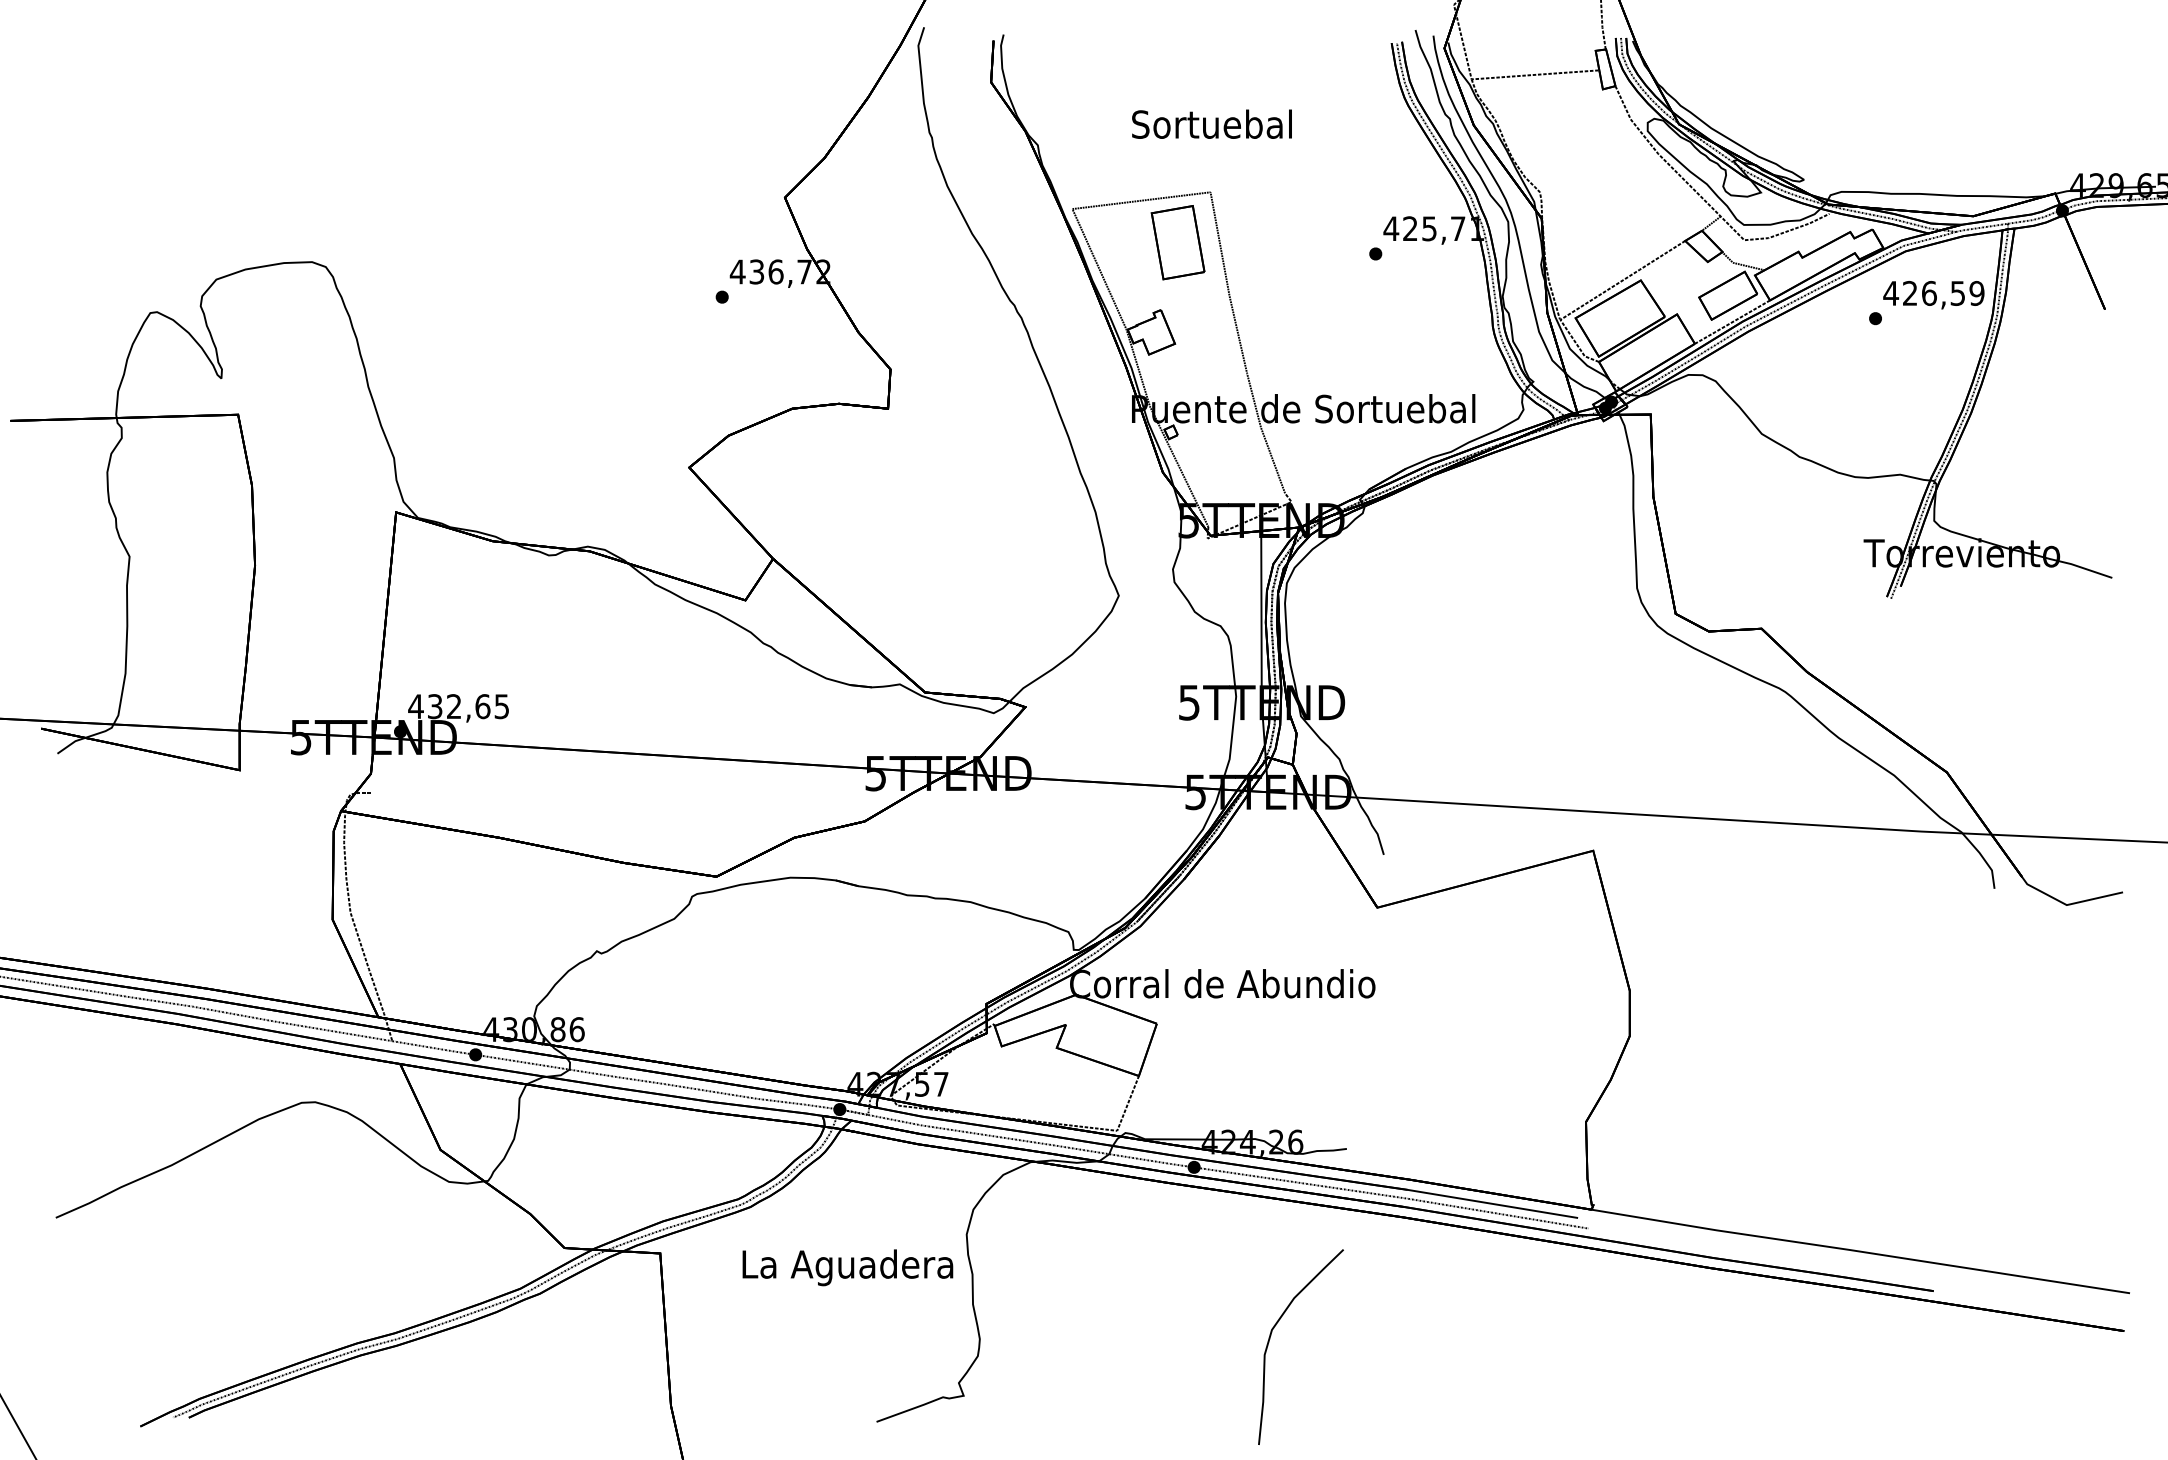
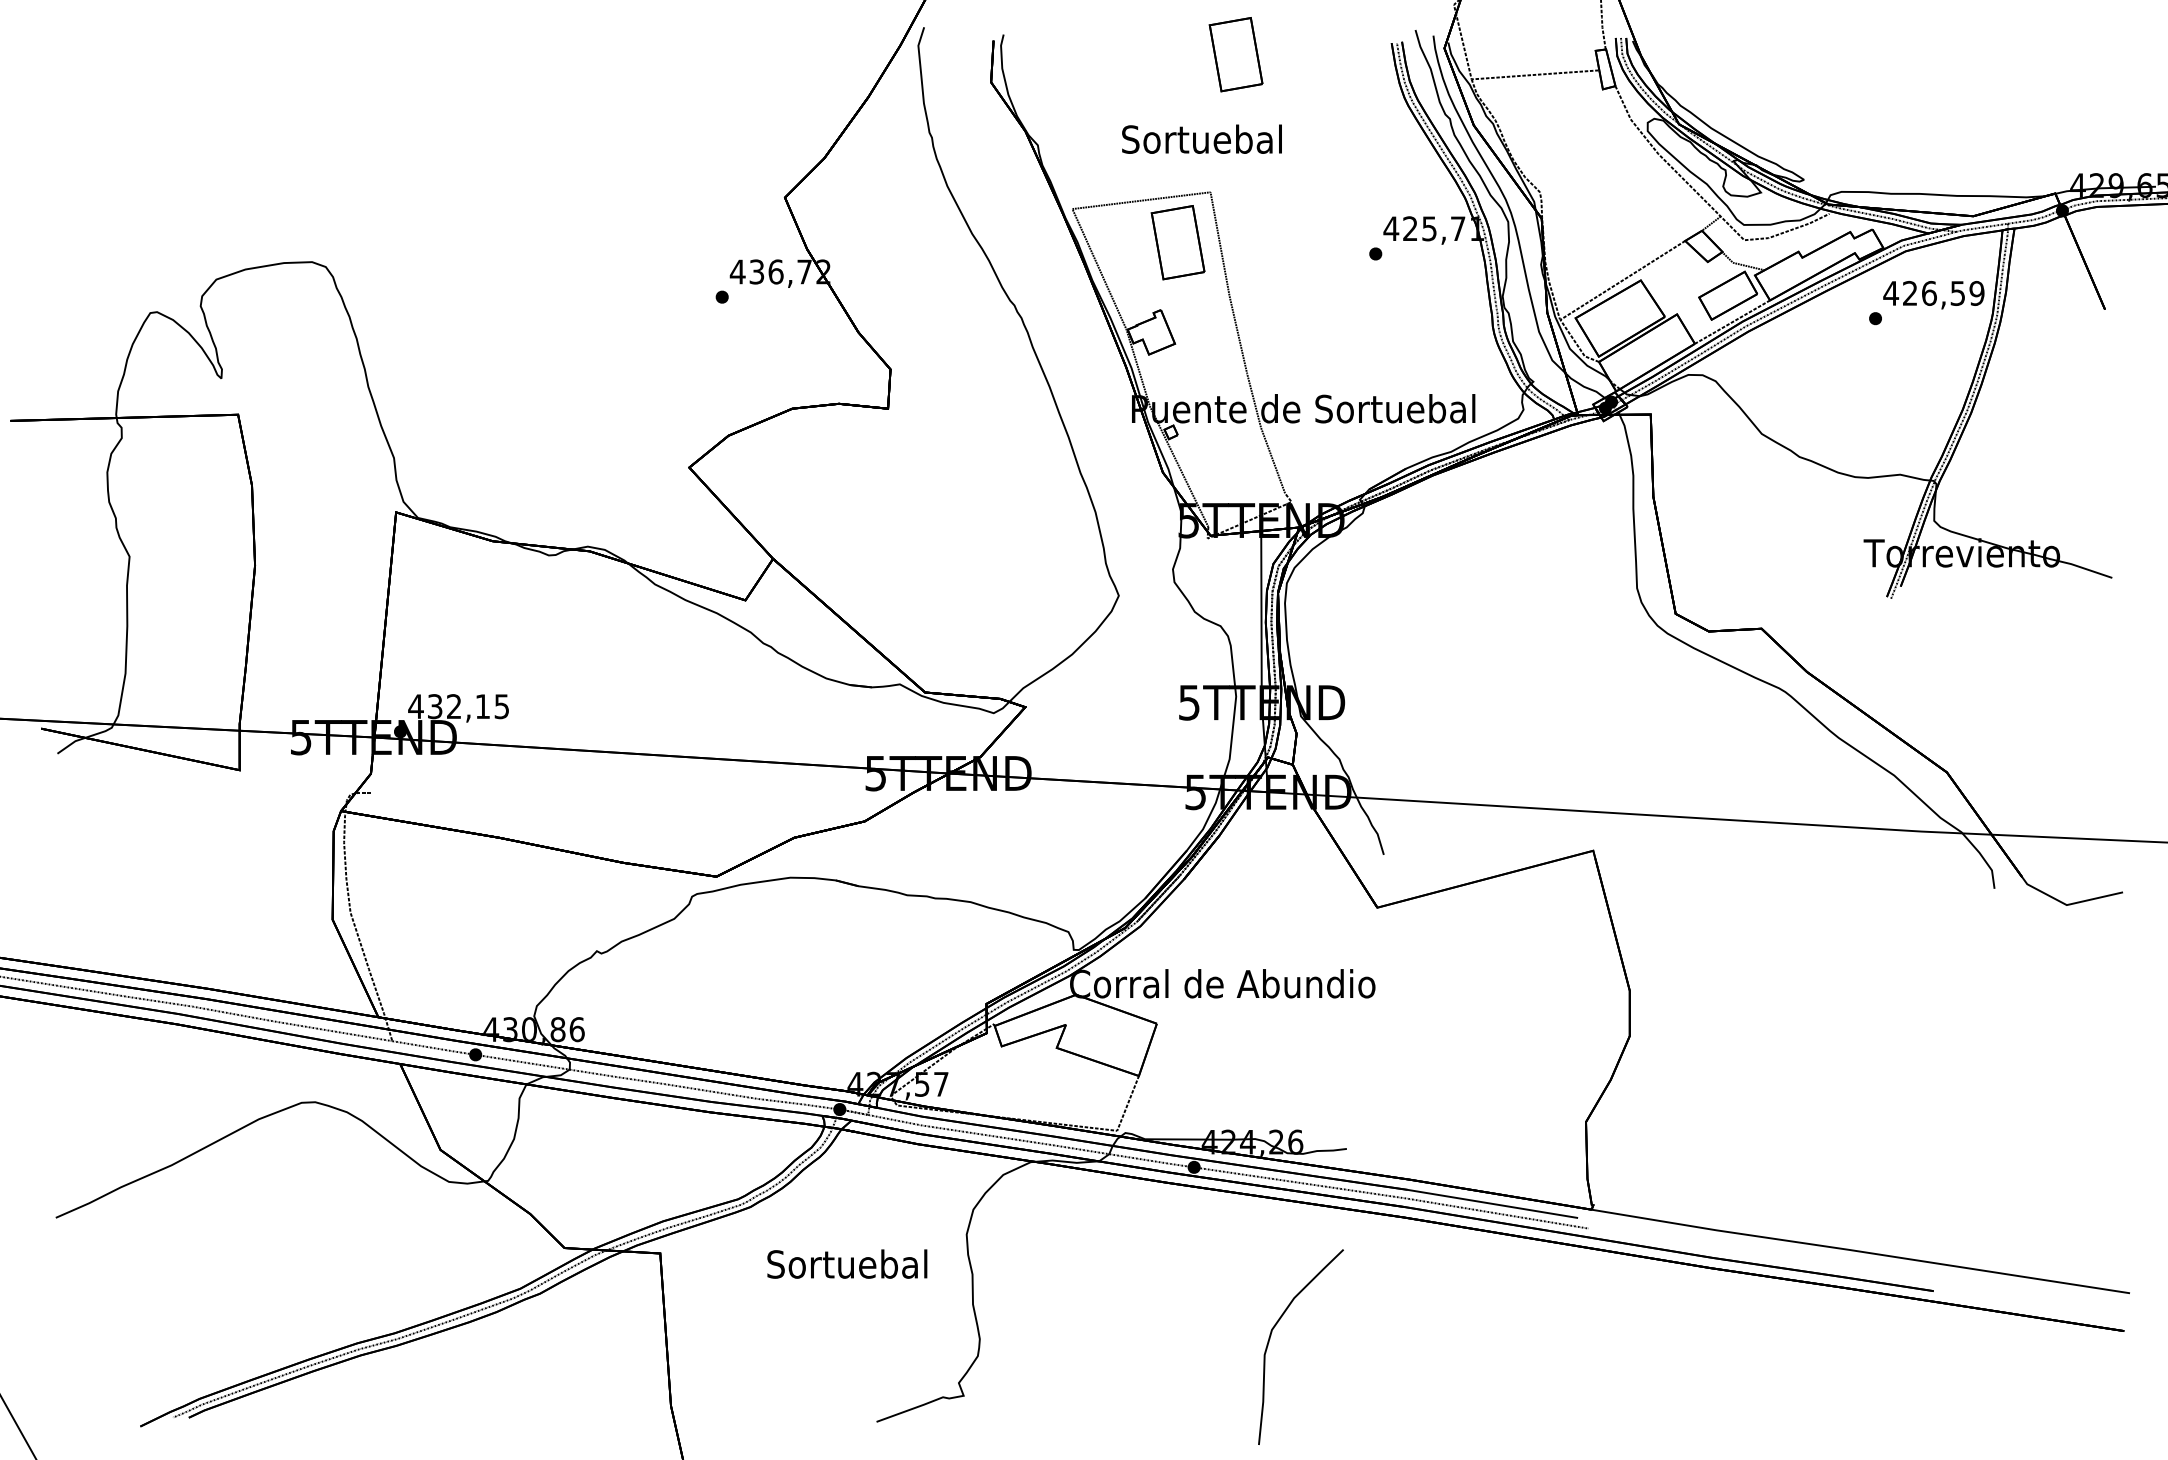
part: none -> present (1235, 54)
text position: (1211, 123) -> (1201, 138) (1201, 138)
text: 432,65 -> 432,15 (482, 706)
text: La Aguadera -> Sortuebal (847, 1267)
